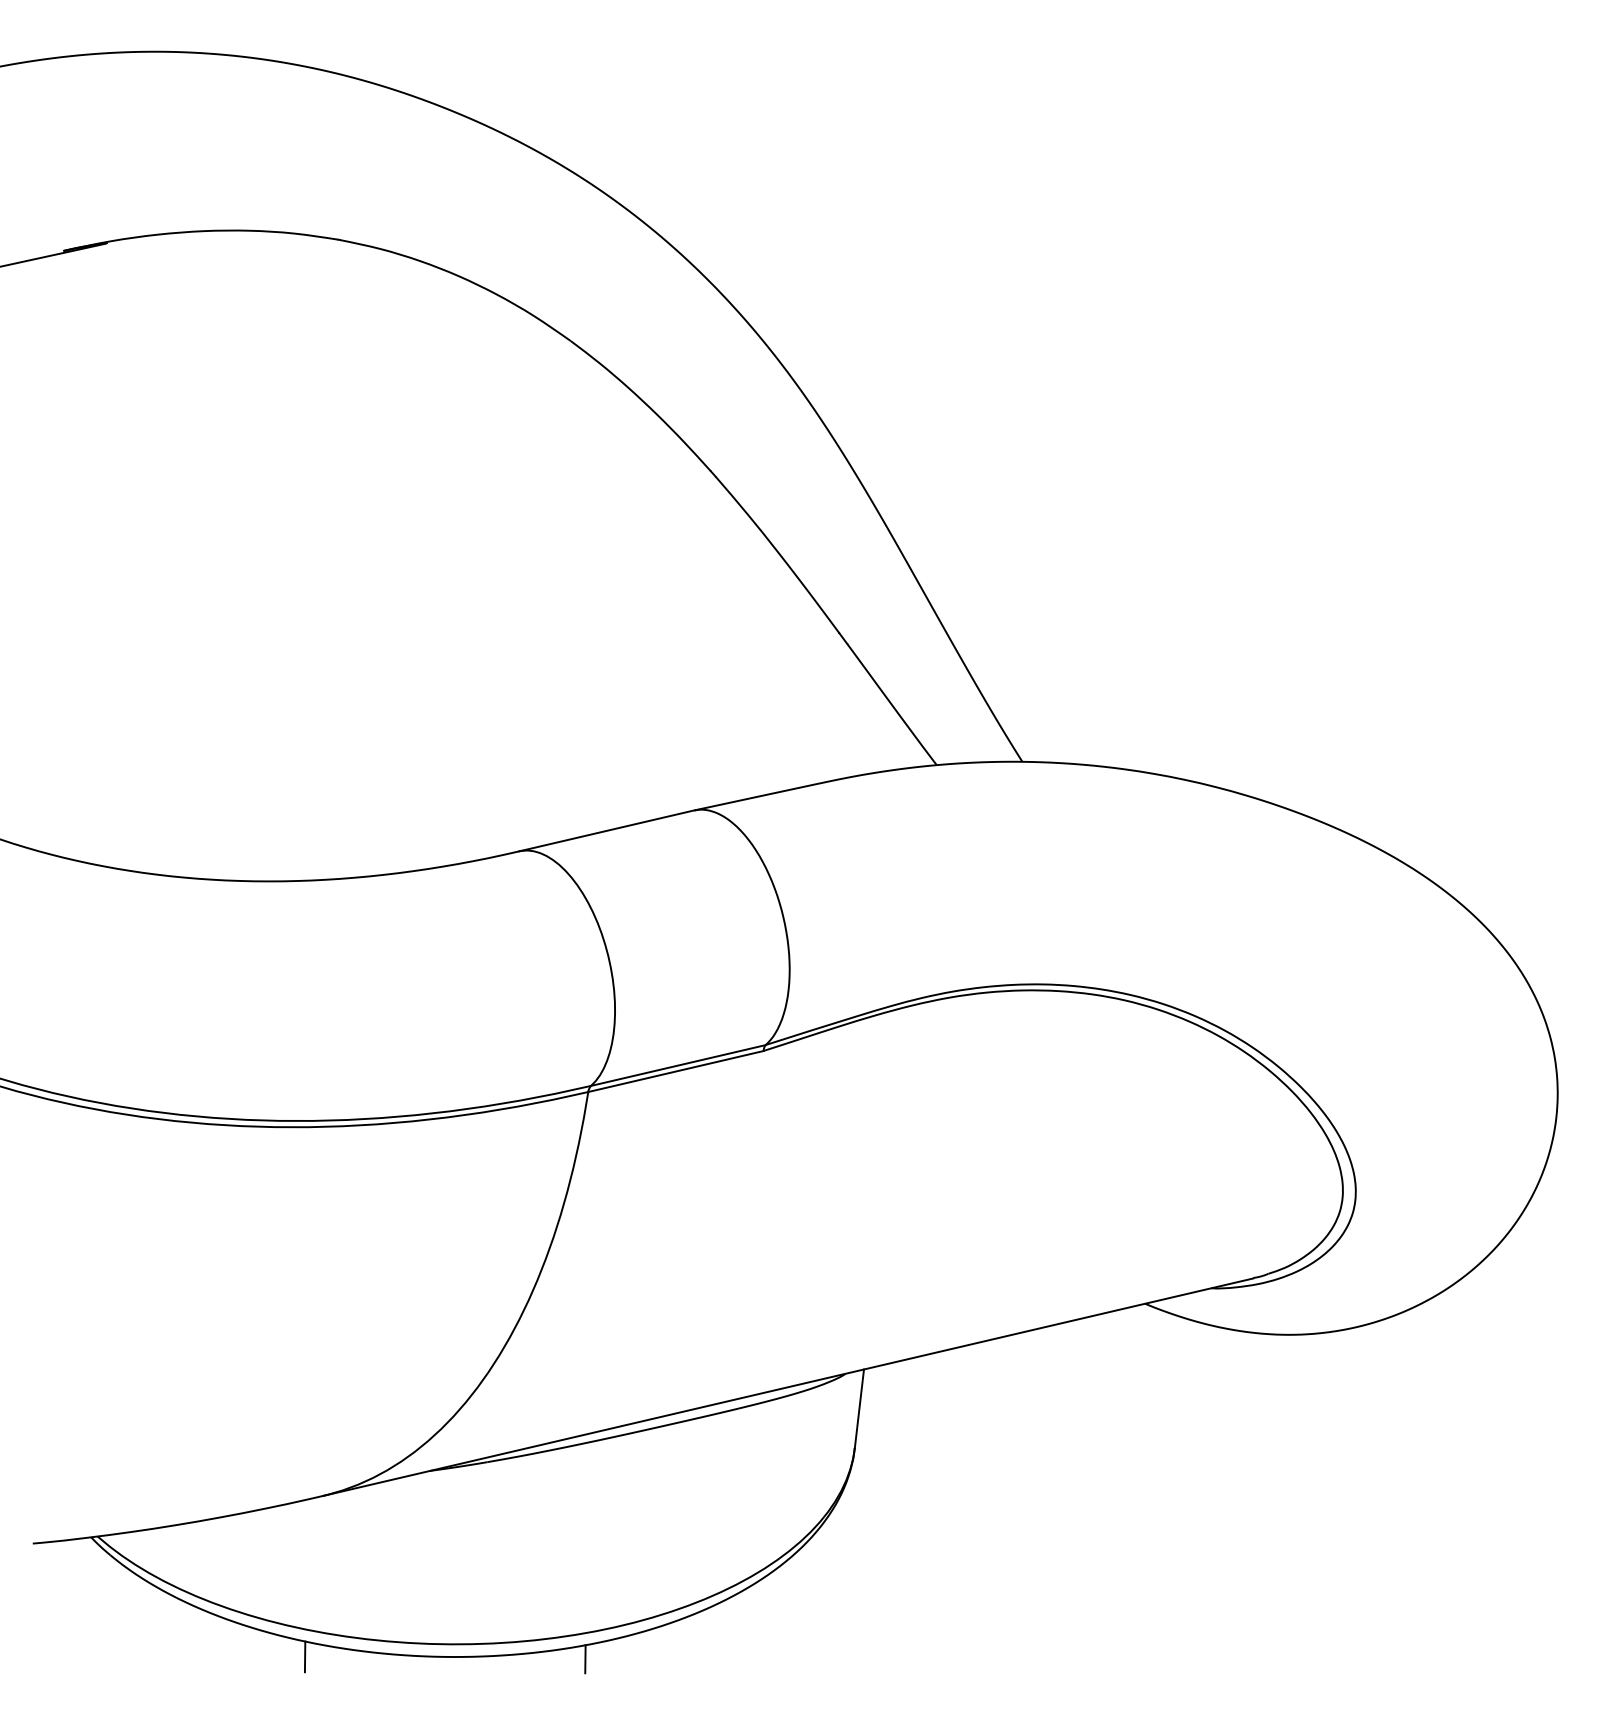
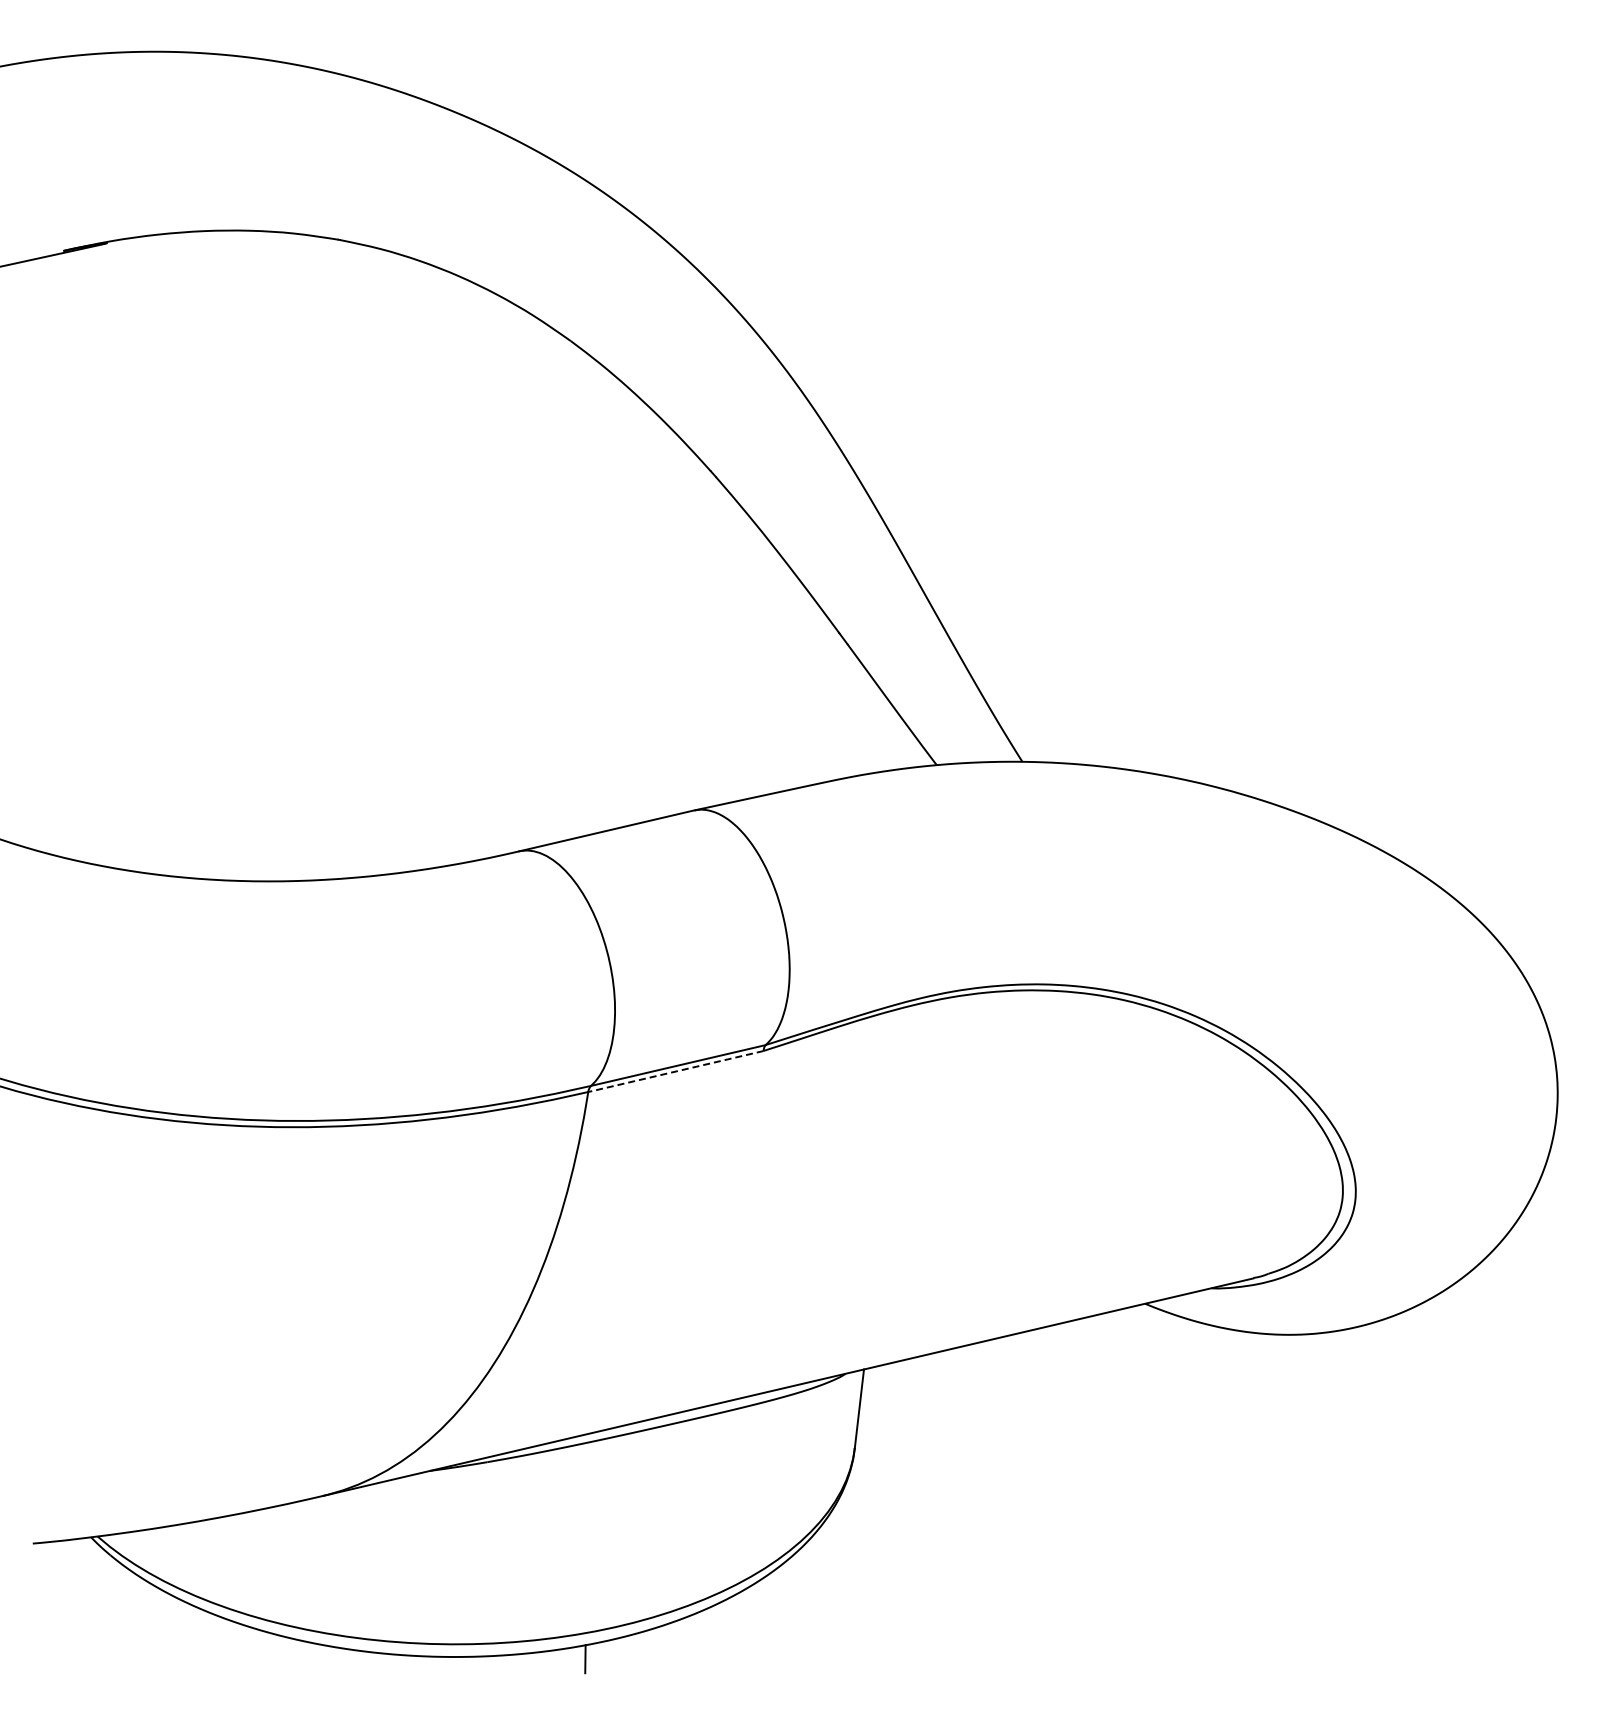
line: solid -> dashed (675, 1071)
line: present -> none (304, 1656)
